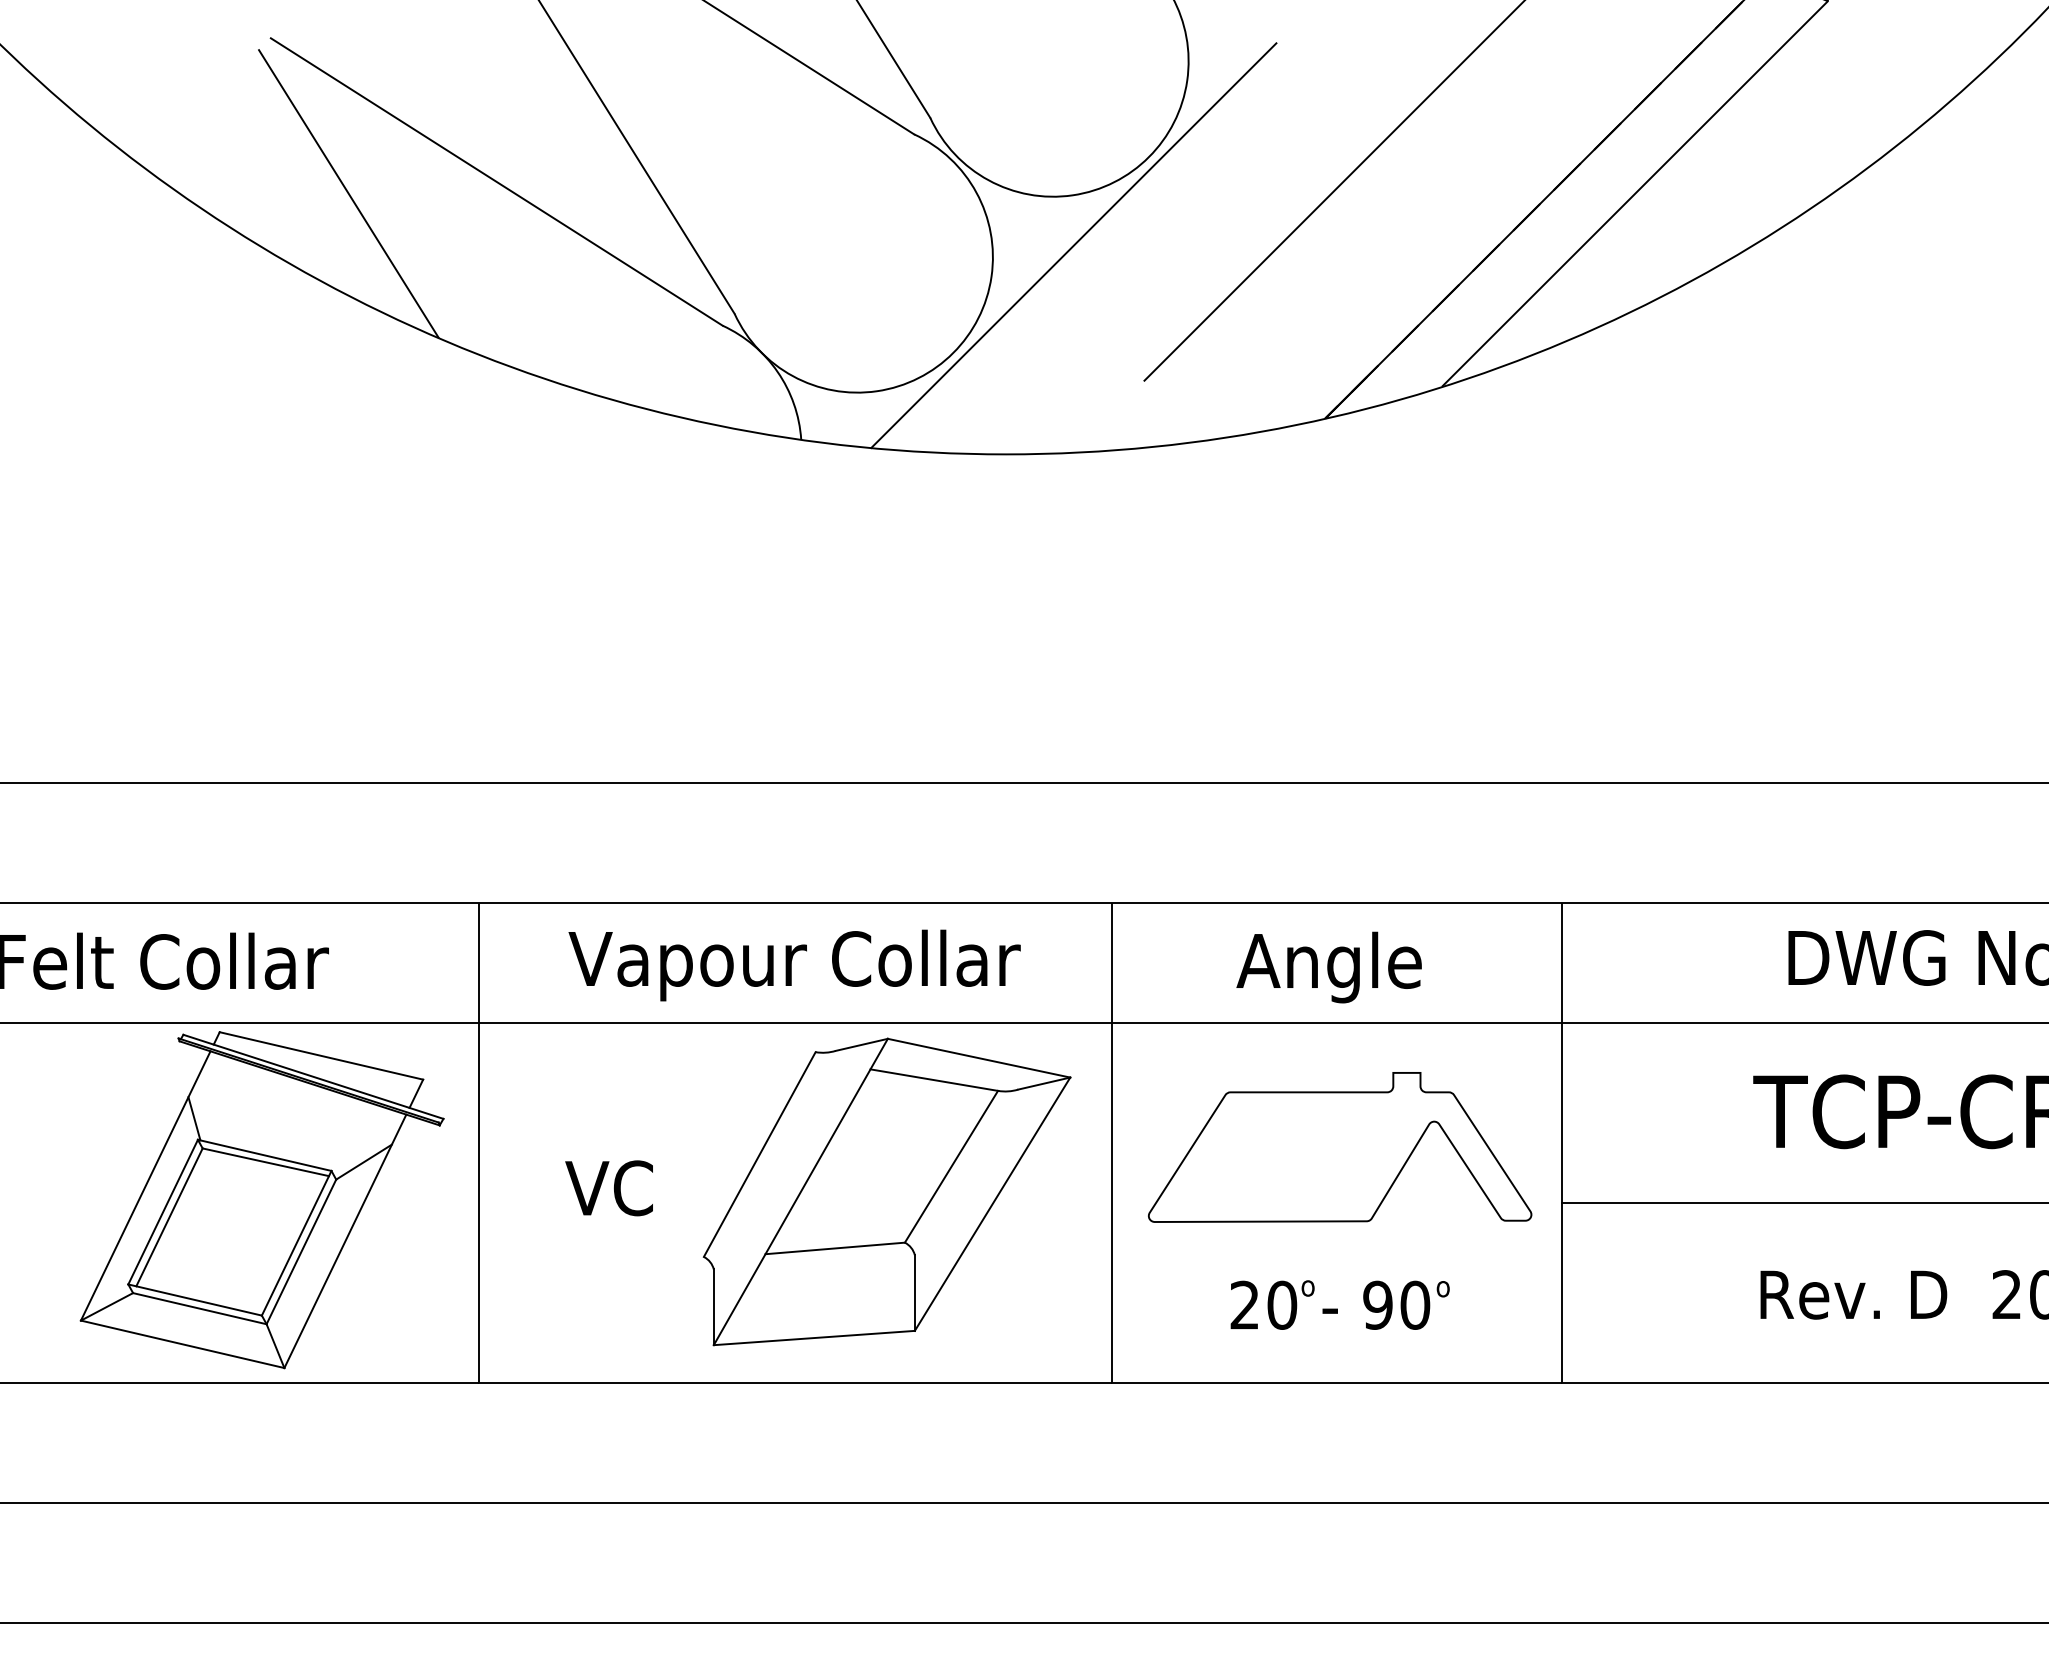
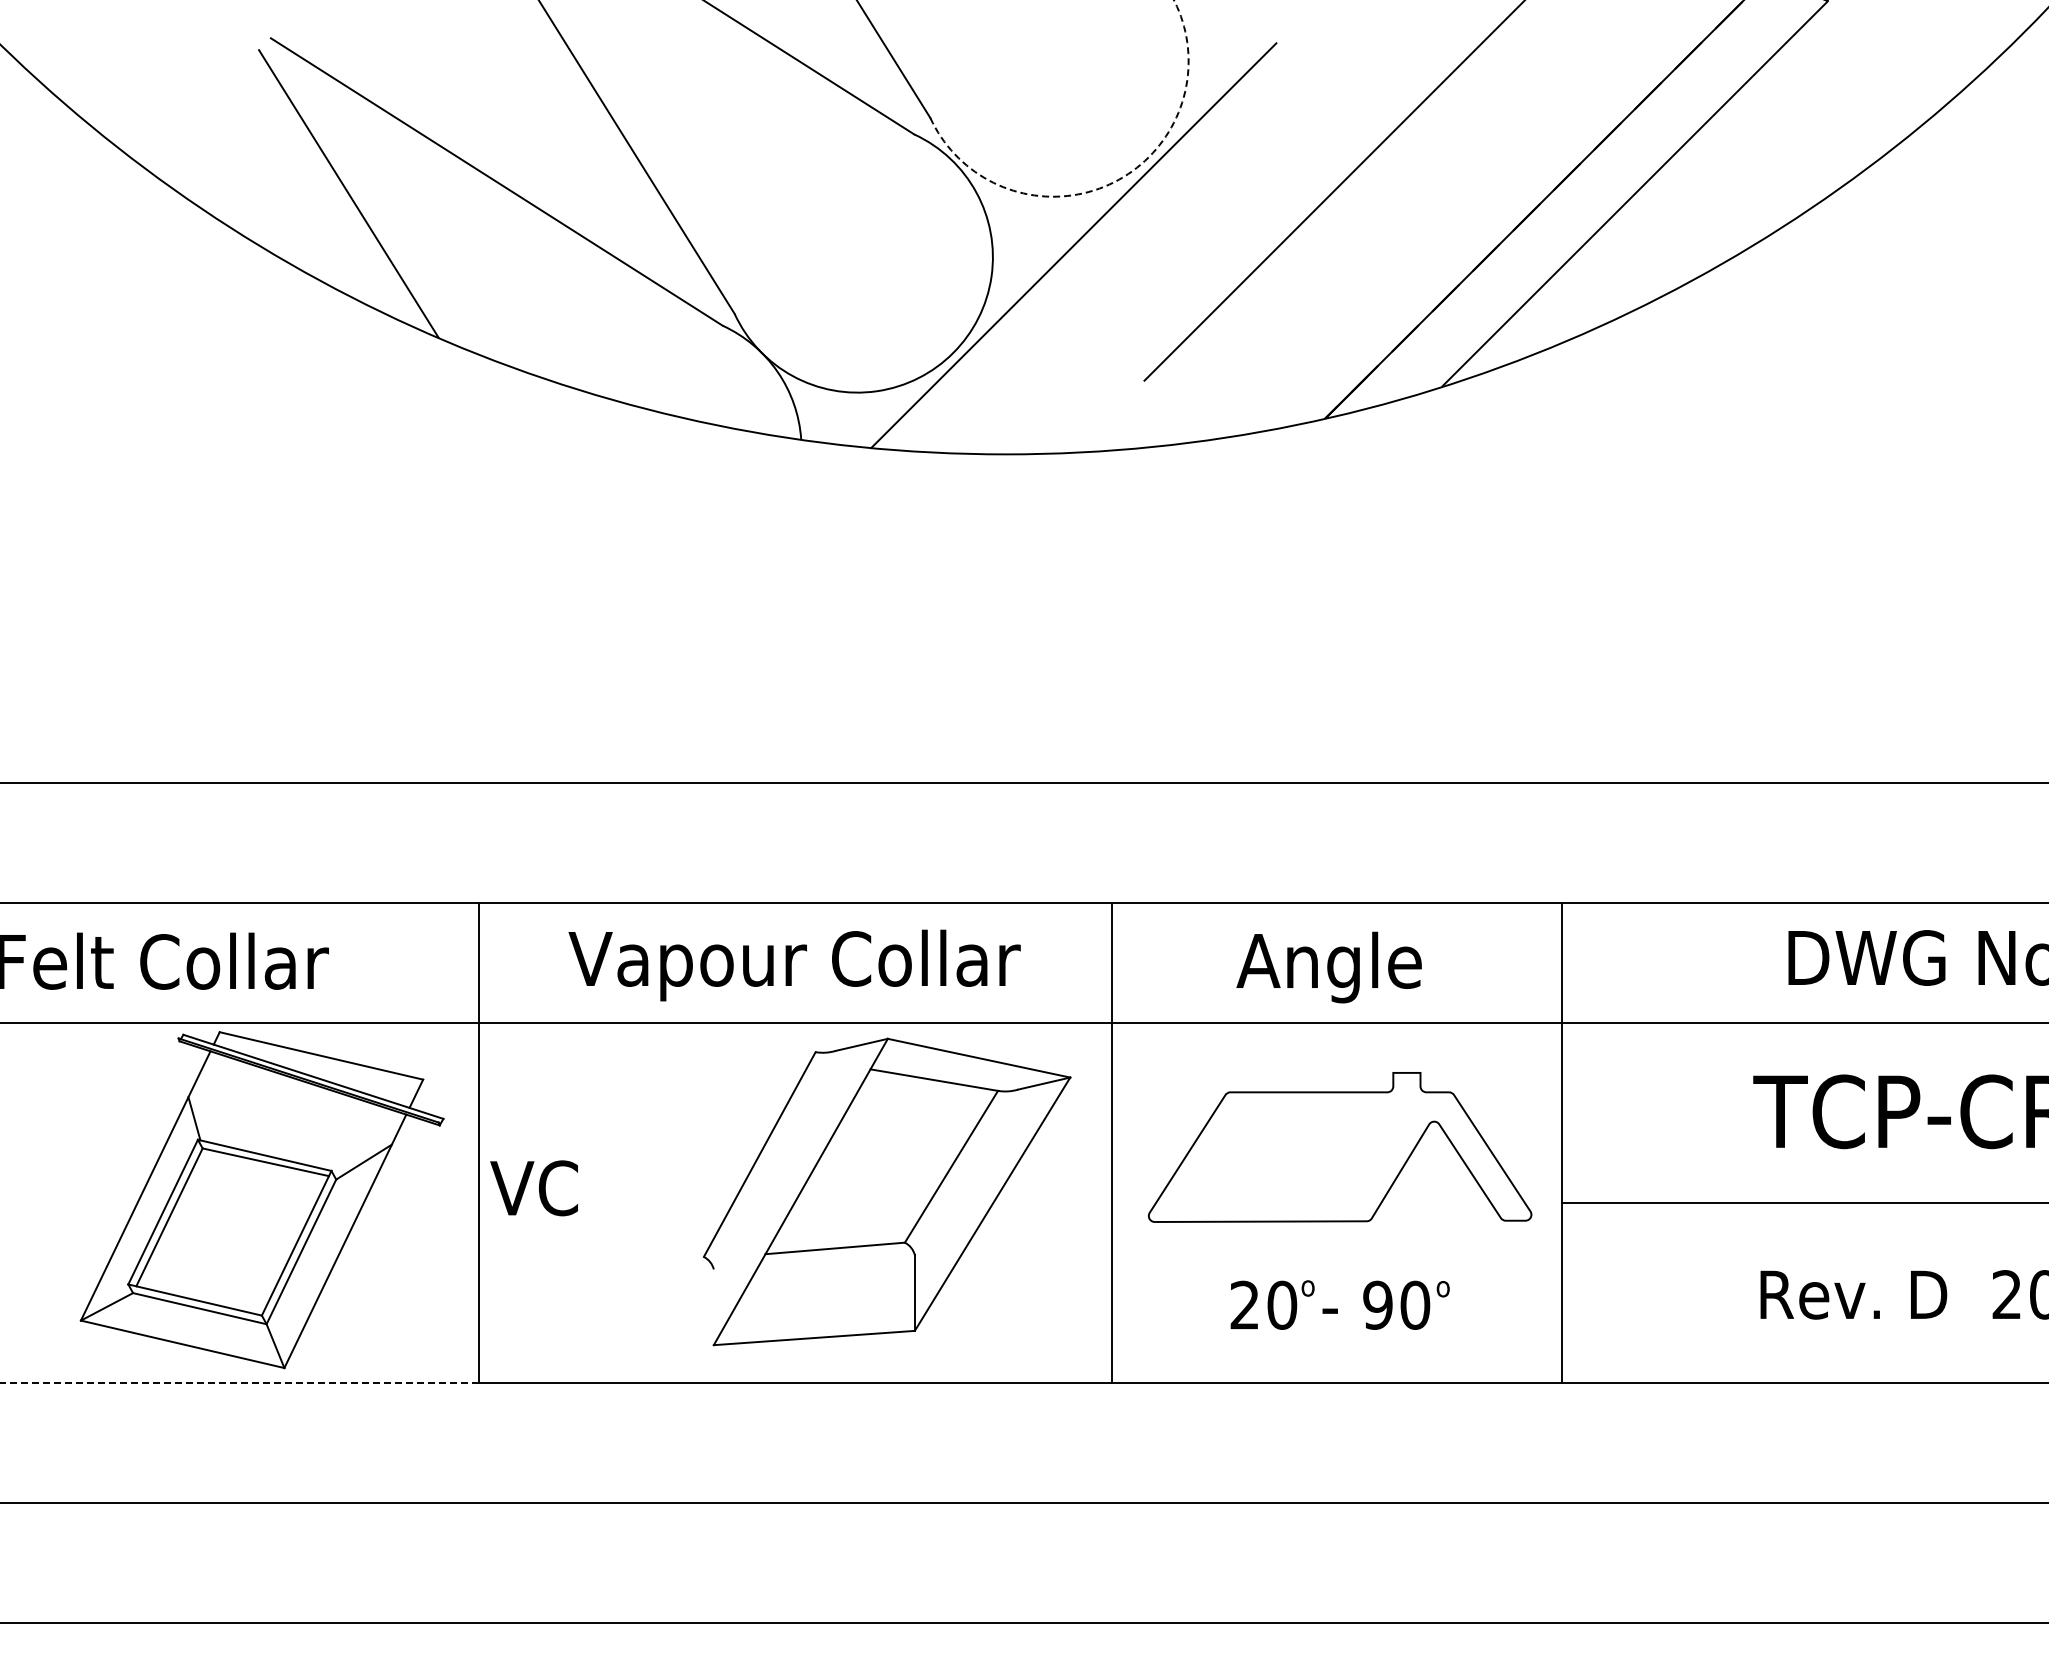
arc: solid -> dashed (1112, 182)
text position: (608, 1188) -> (533, 1188) (533, 1188)
line: present -> none (713, 1307)
line: solid -> dashed (239, 1382)
